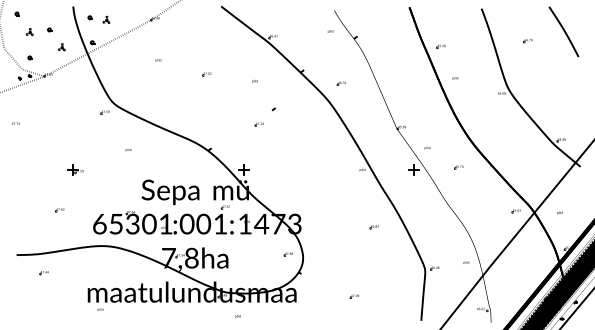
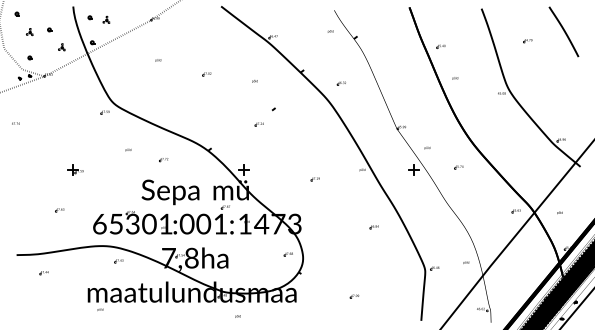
part: none -> present (163, 160)
part: none -> present (314, 179)
part: none -> present (118, 261)
